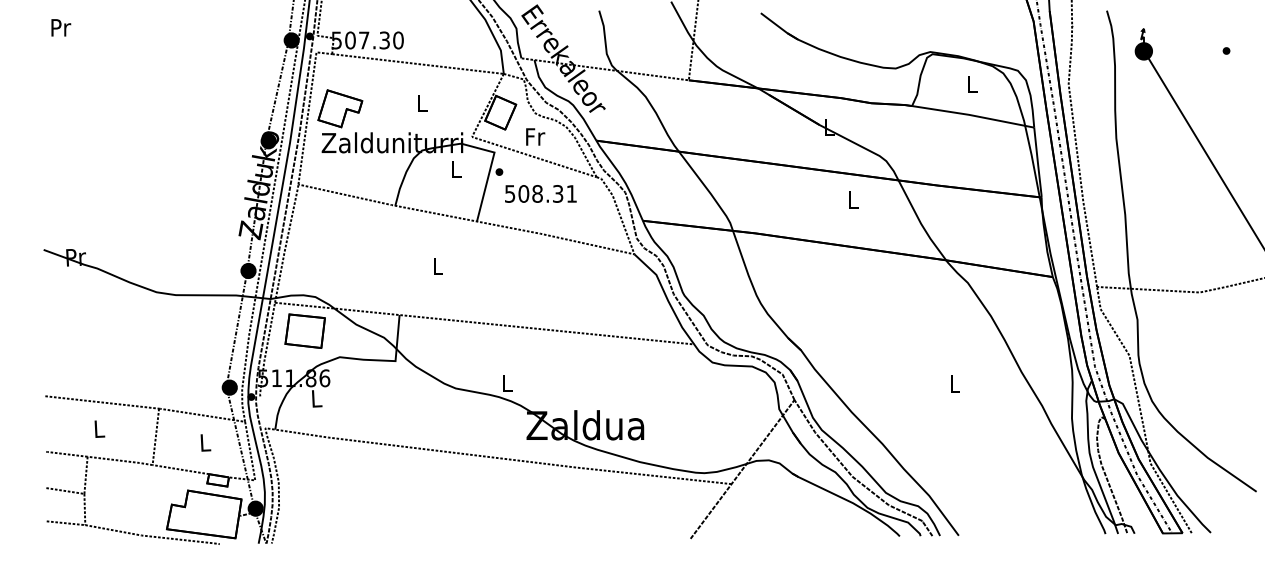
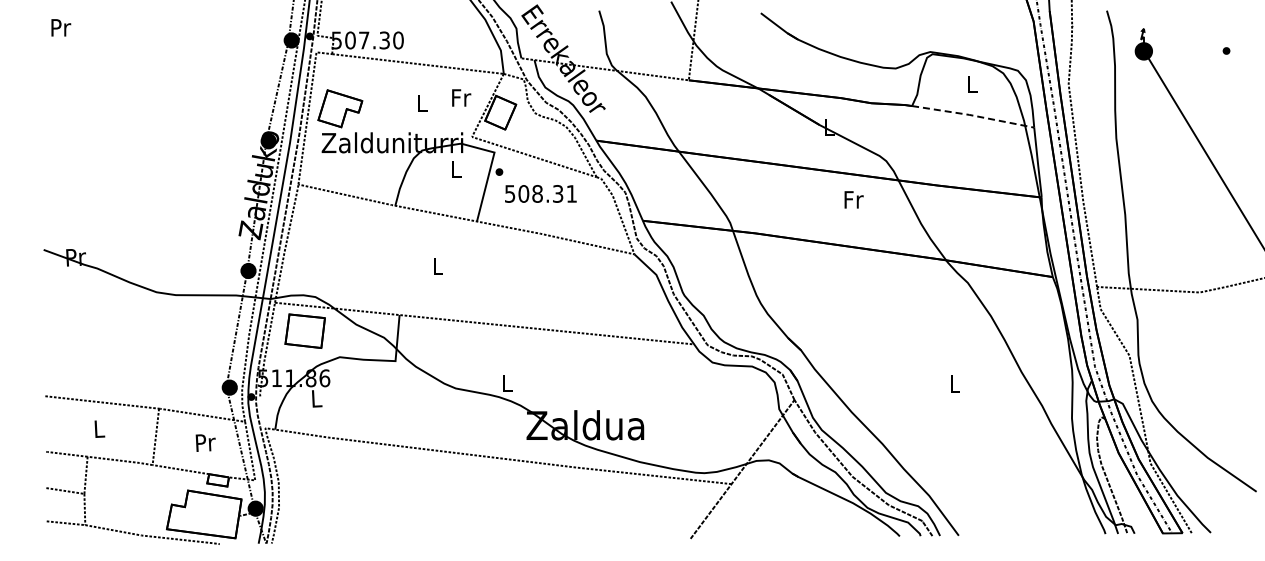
line: solid -> dashed (973, 115)
text position: (535, 136) -> (461, 97) (461, 97)
text: L -> Fr (853, 199)
text: L -> Pr (205, 442)
